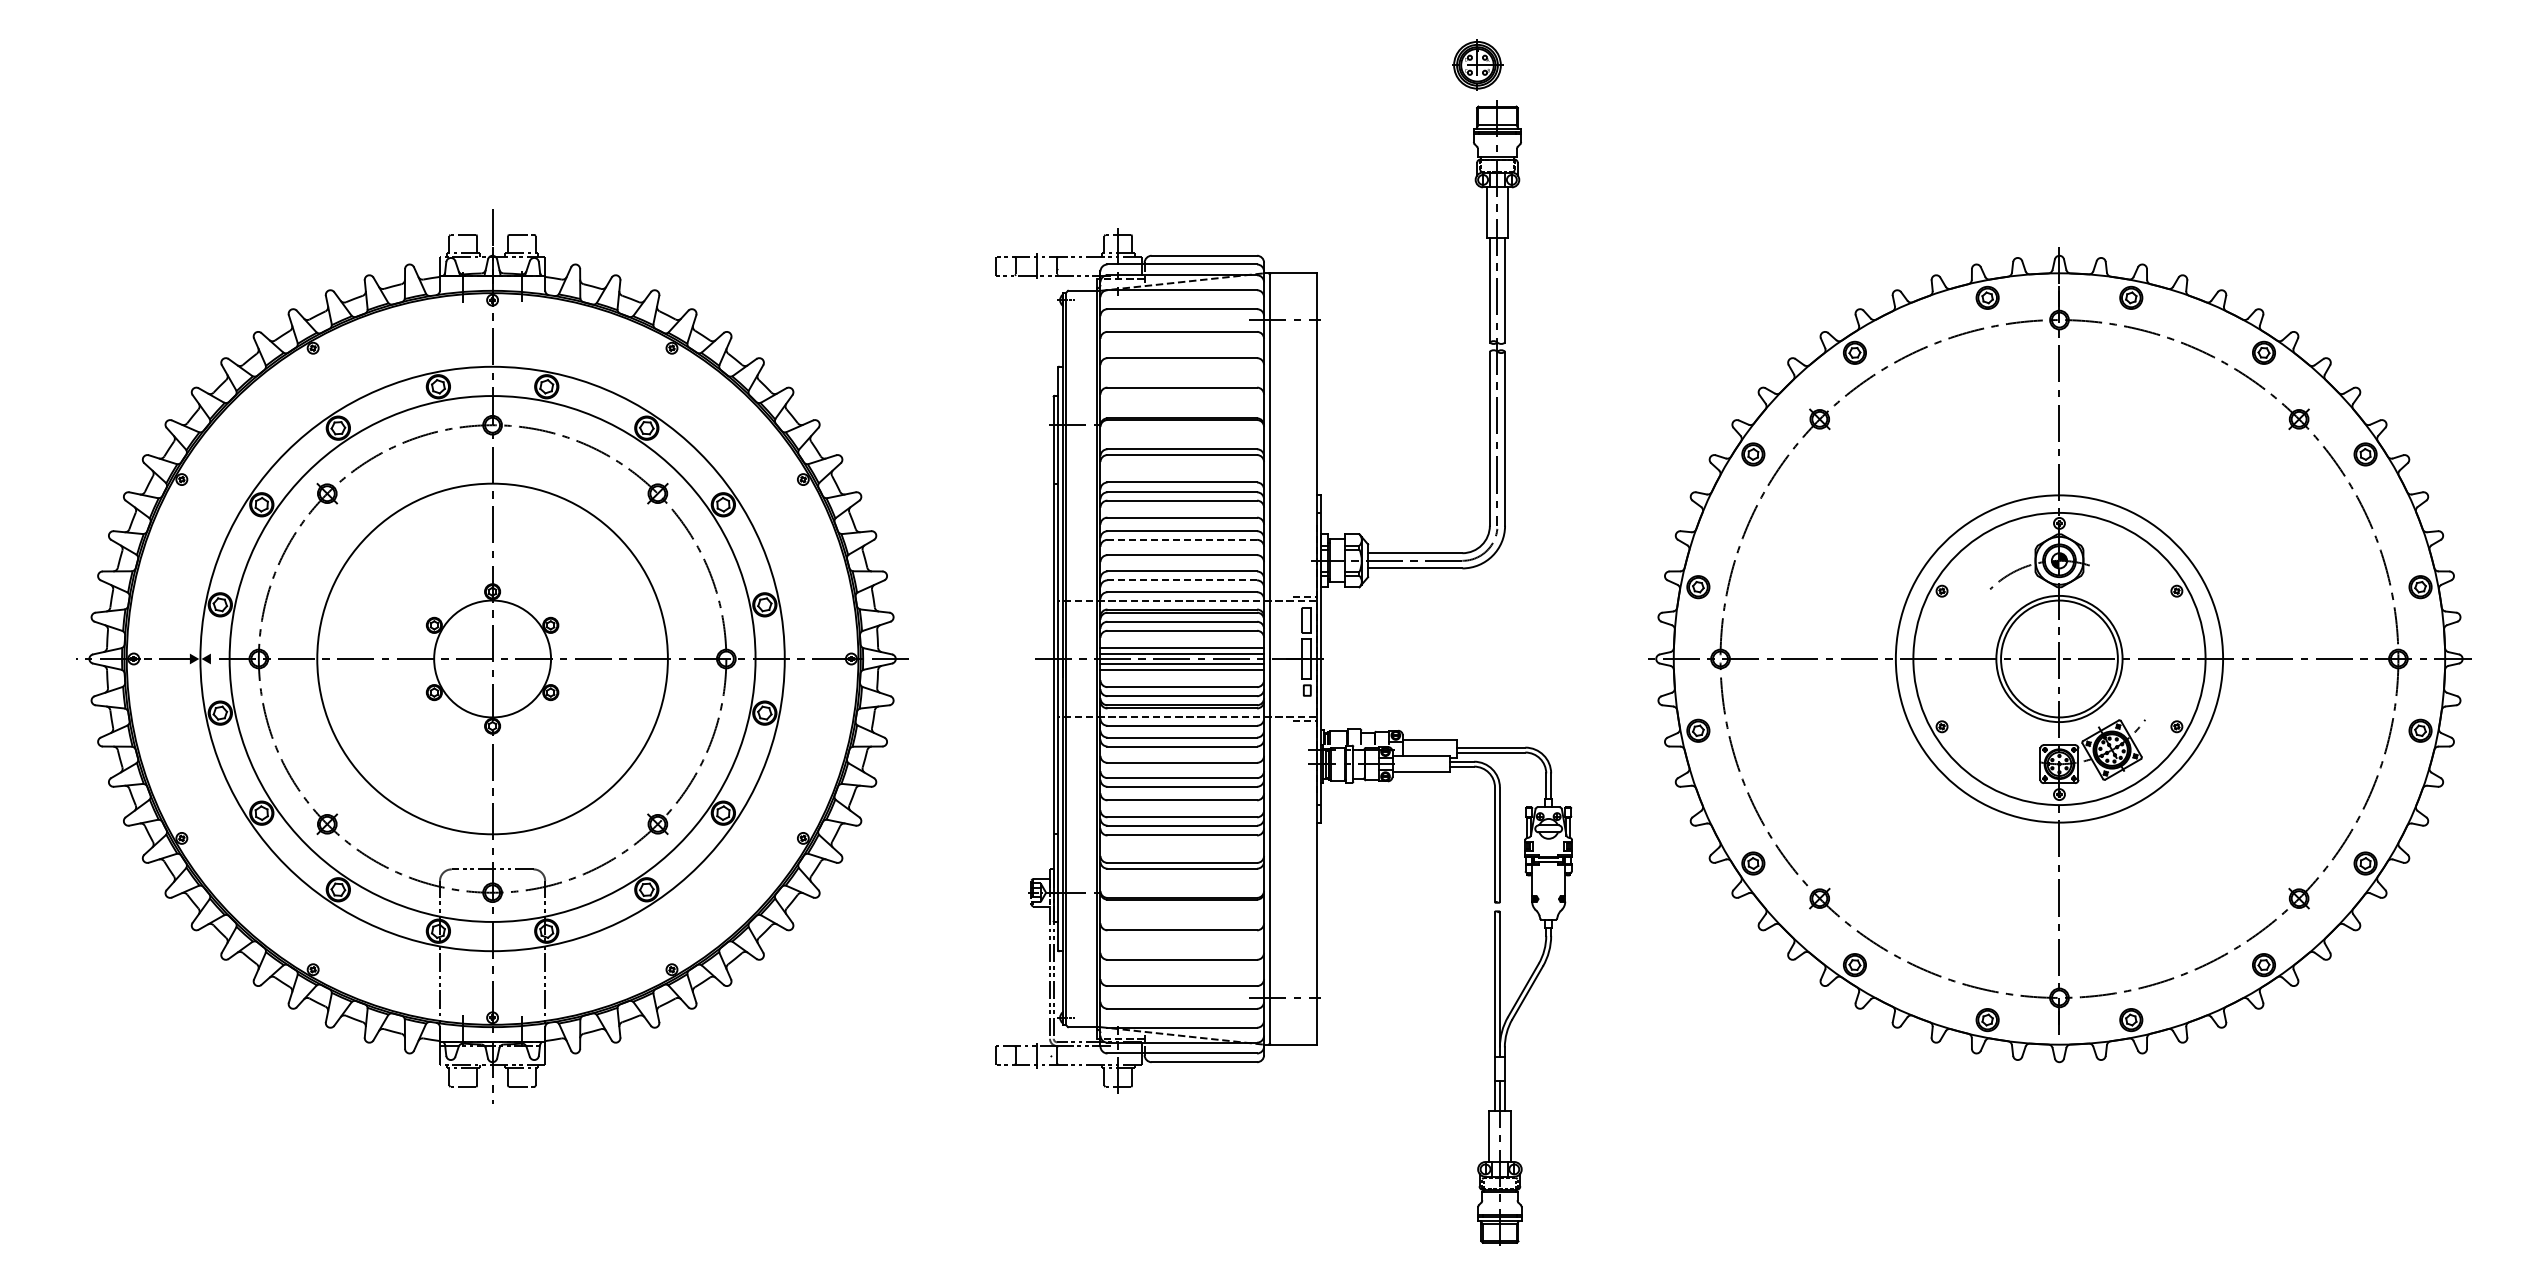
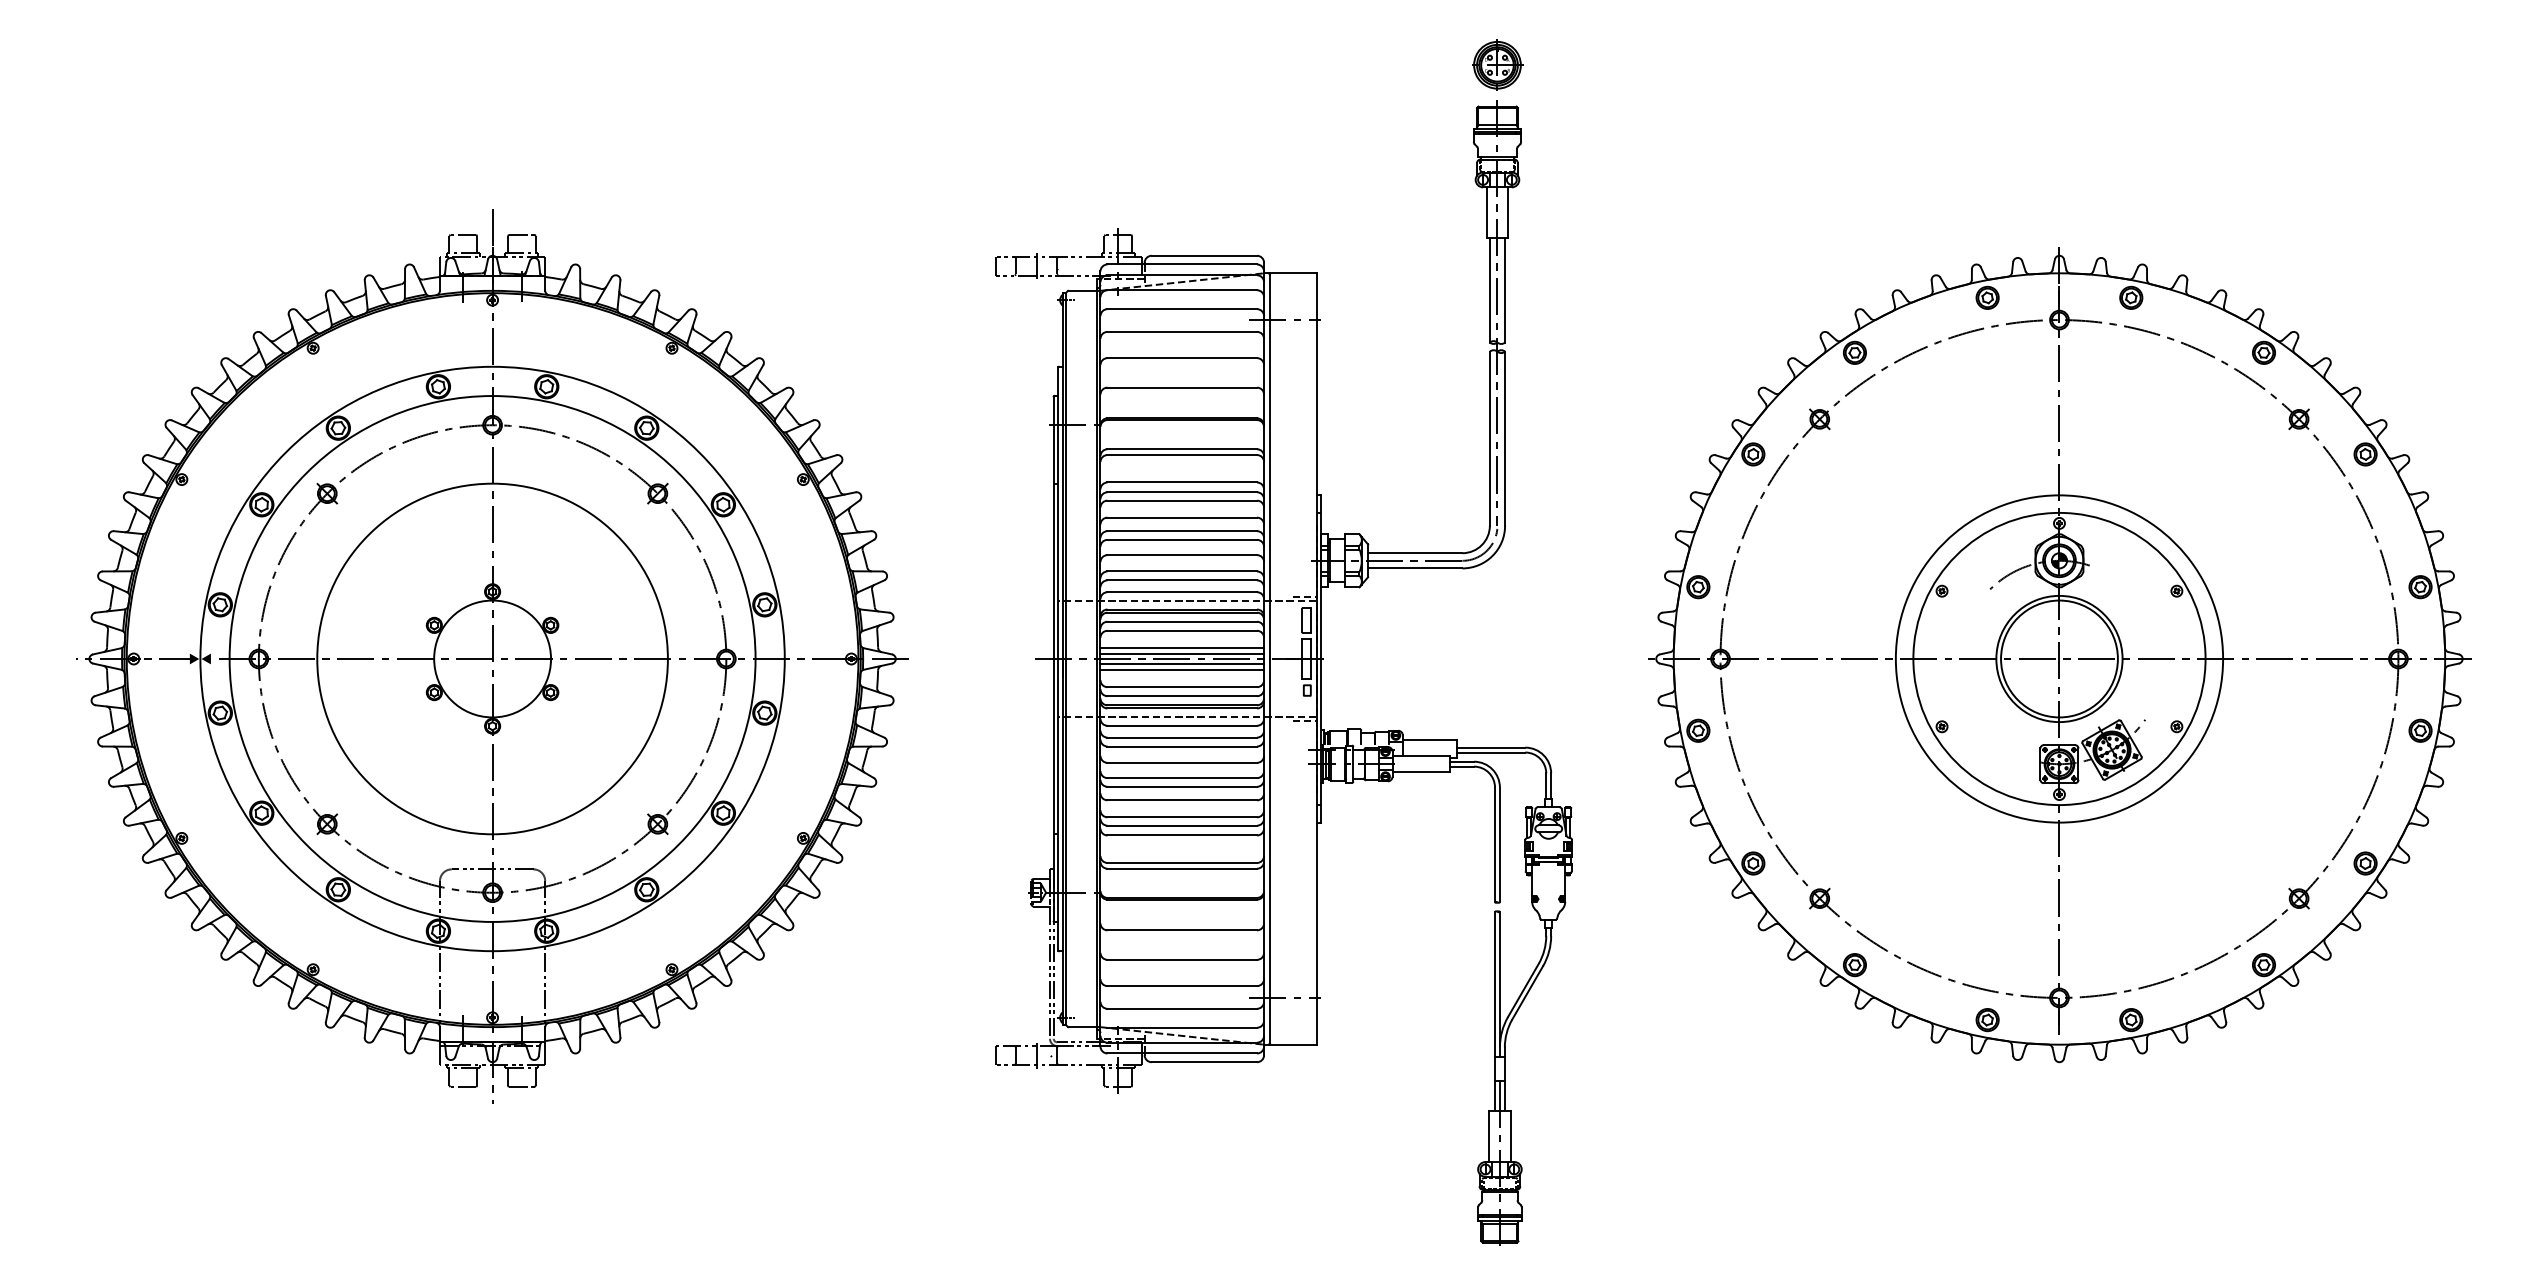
part position: (1477, 64) -> (1497, 64) (1497, 64)
line: dashed -> solid (1182, 539)
line: dashed -> solid (1182, 580)
